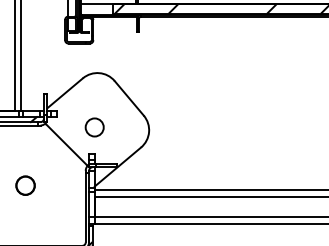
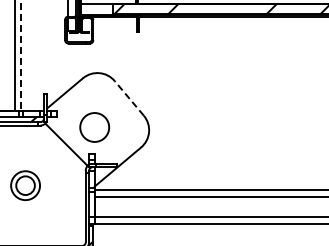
line: solid -> dashed (21, 56)
line: solid -> dashed (129, 98)
circle diameter: 18 px -> 29 px (94, 127)
circle diameter: 18 px -> 29 px (25, 185)
